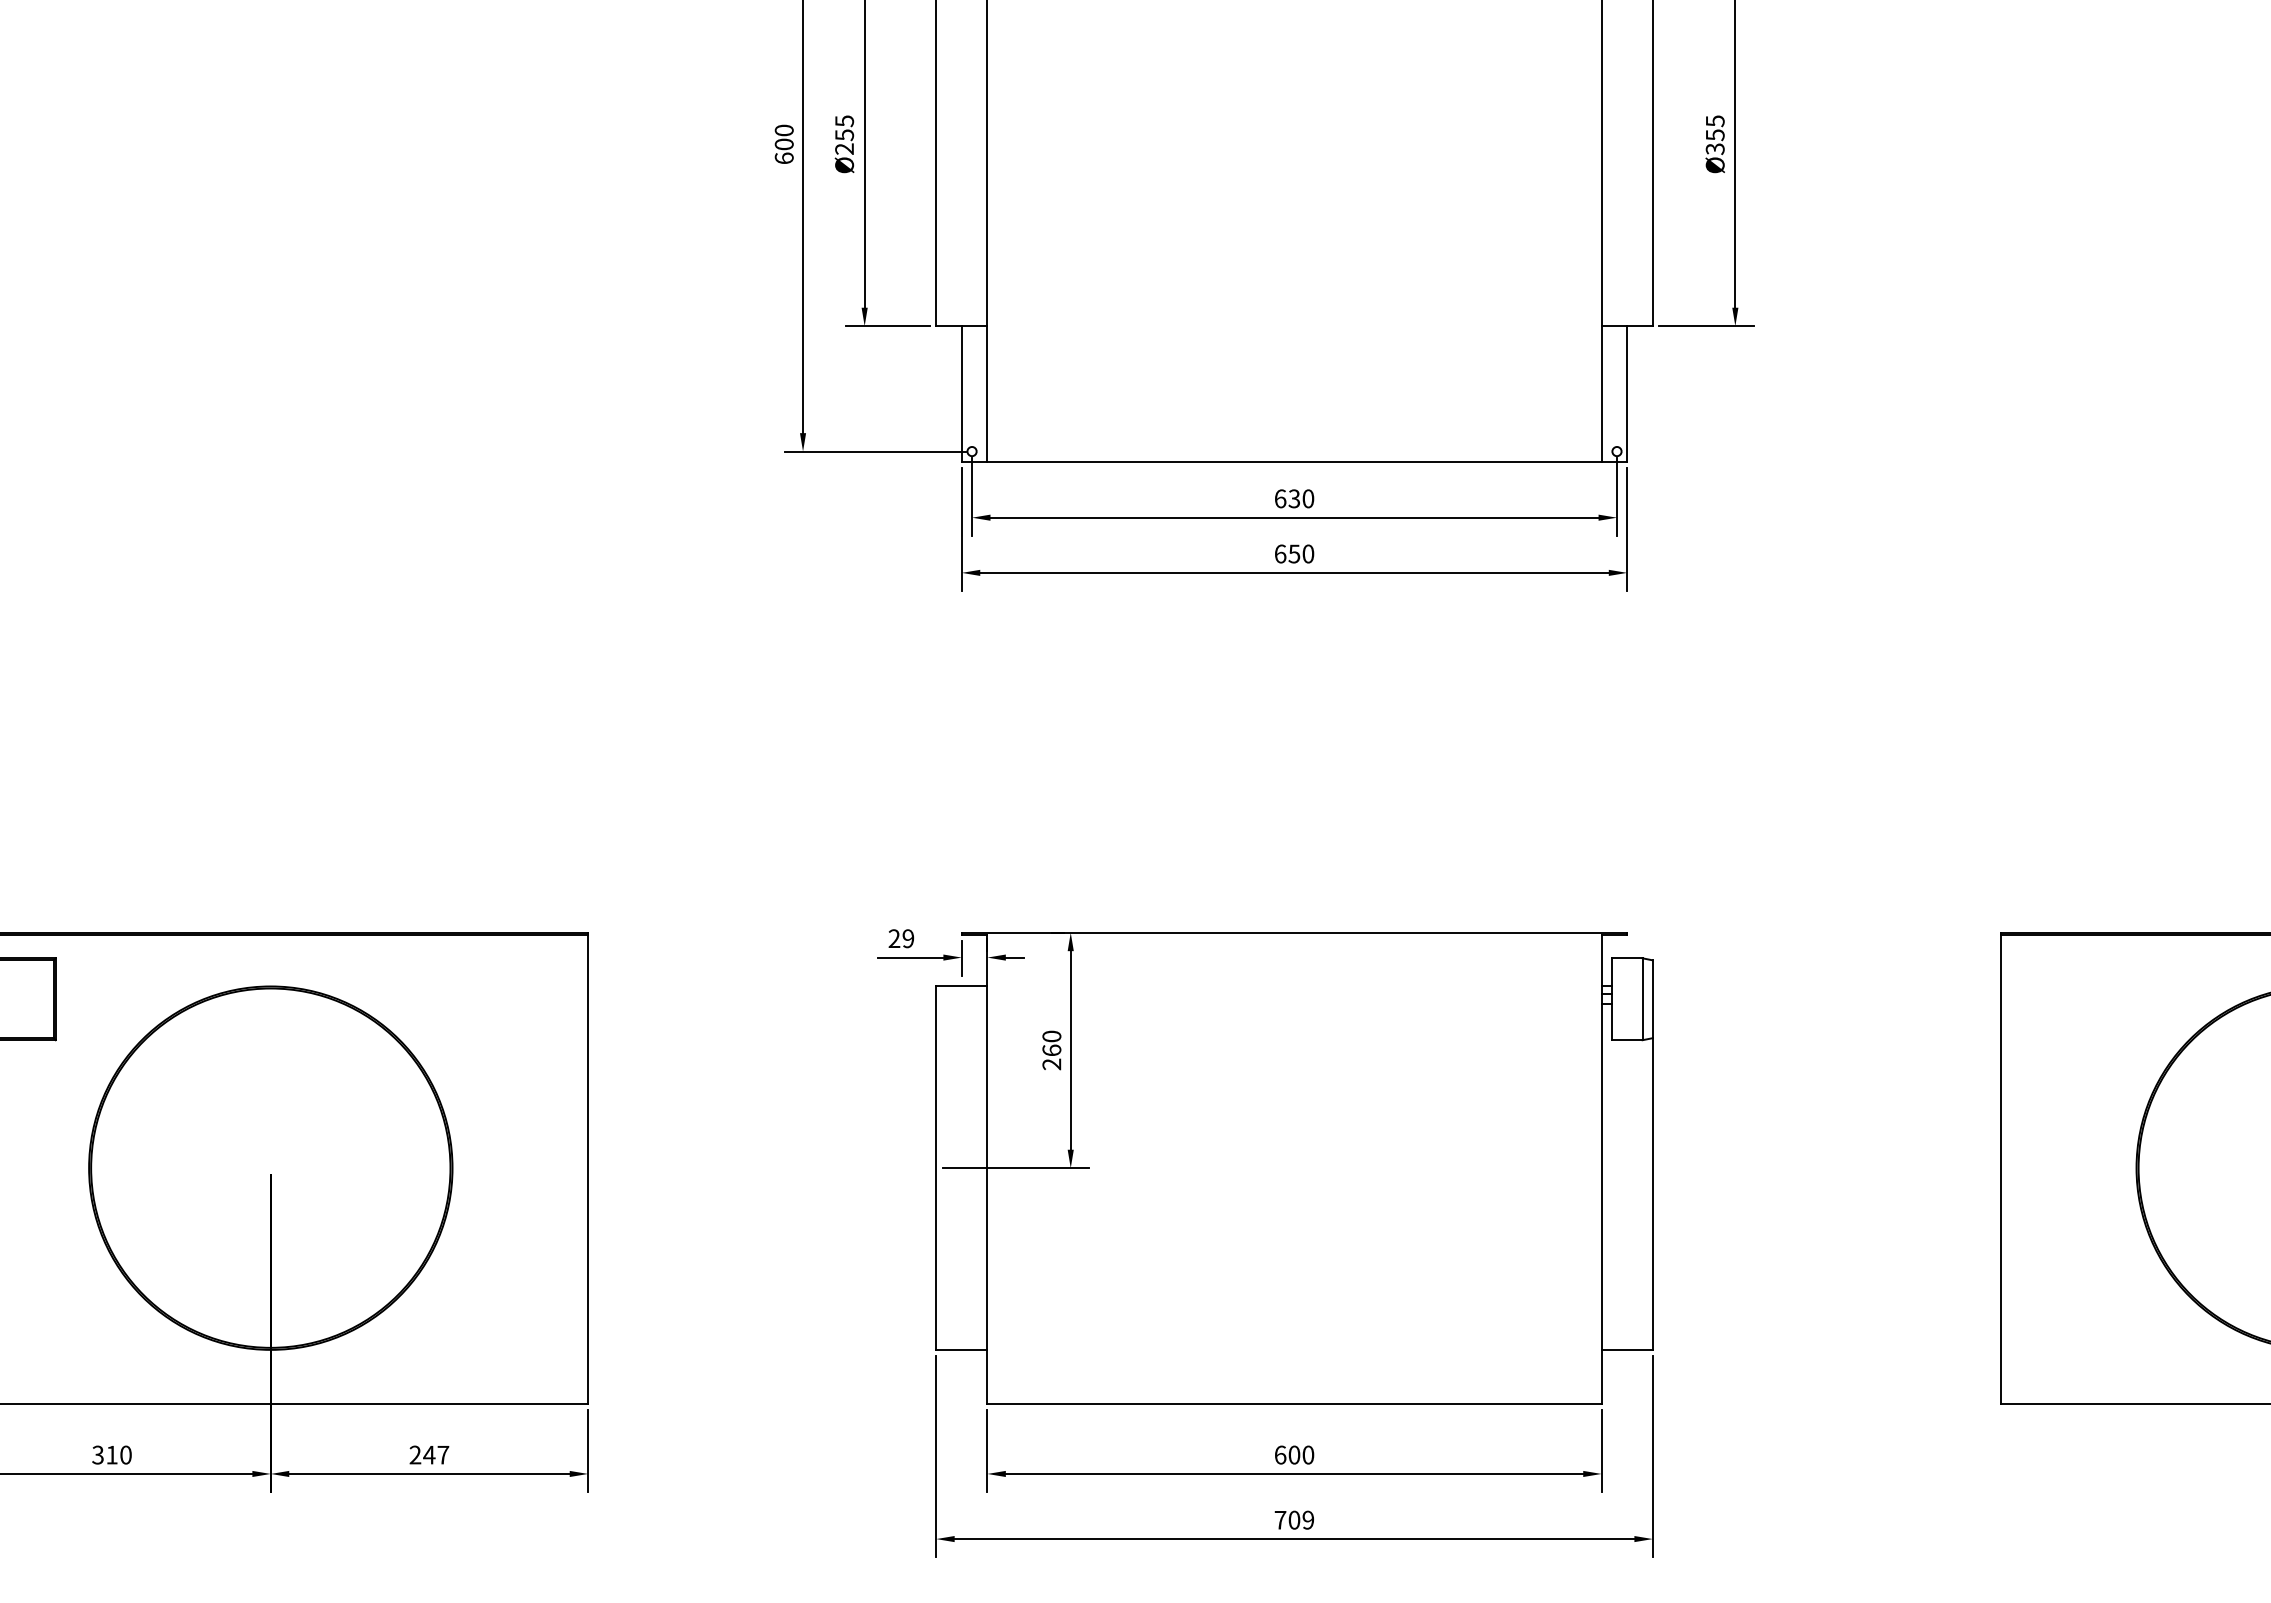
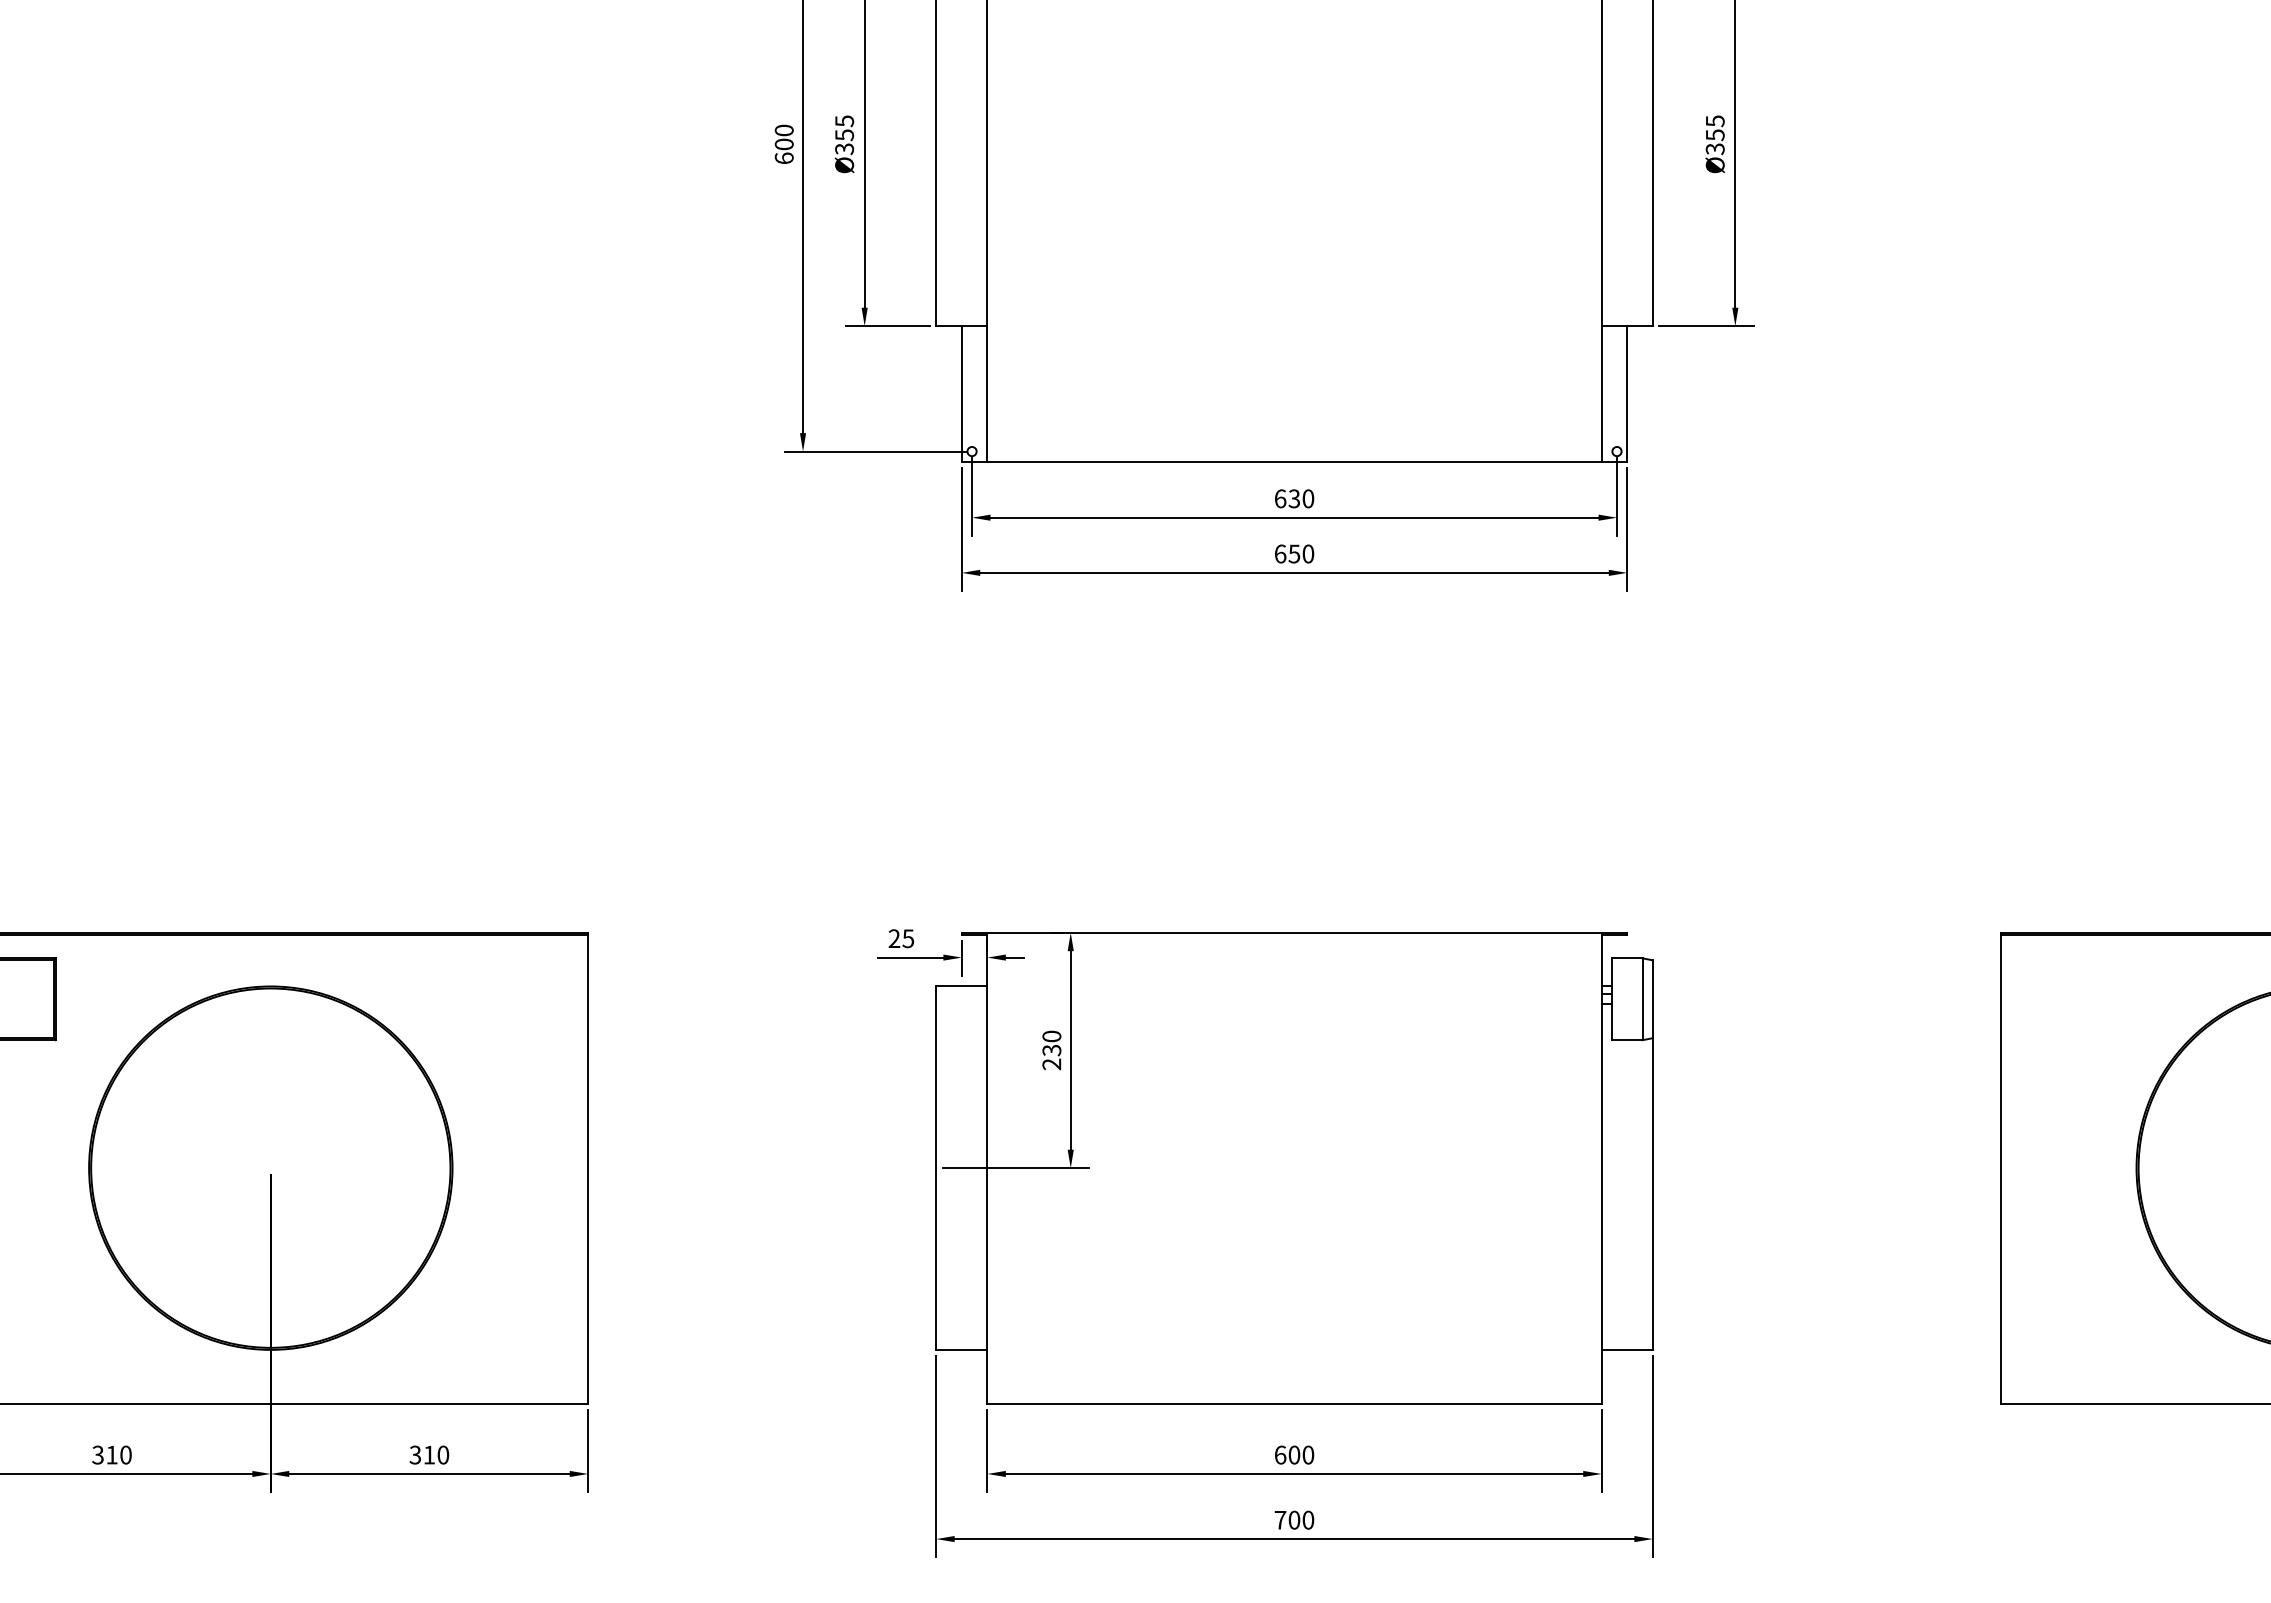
text: Ø255 -> Ø355 (844, 149)
text: 29 -> 25 (908, 938)
text: 260 -> 230 (1051, 1050)
text: 247 -> 310 (429, 1454)
text: 709 -> 700 (1308, 1519)
